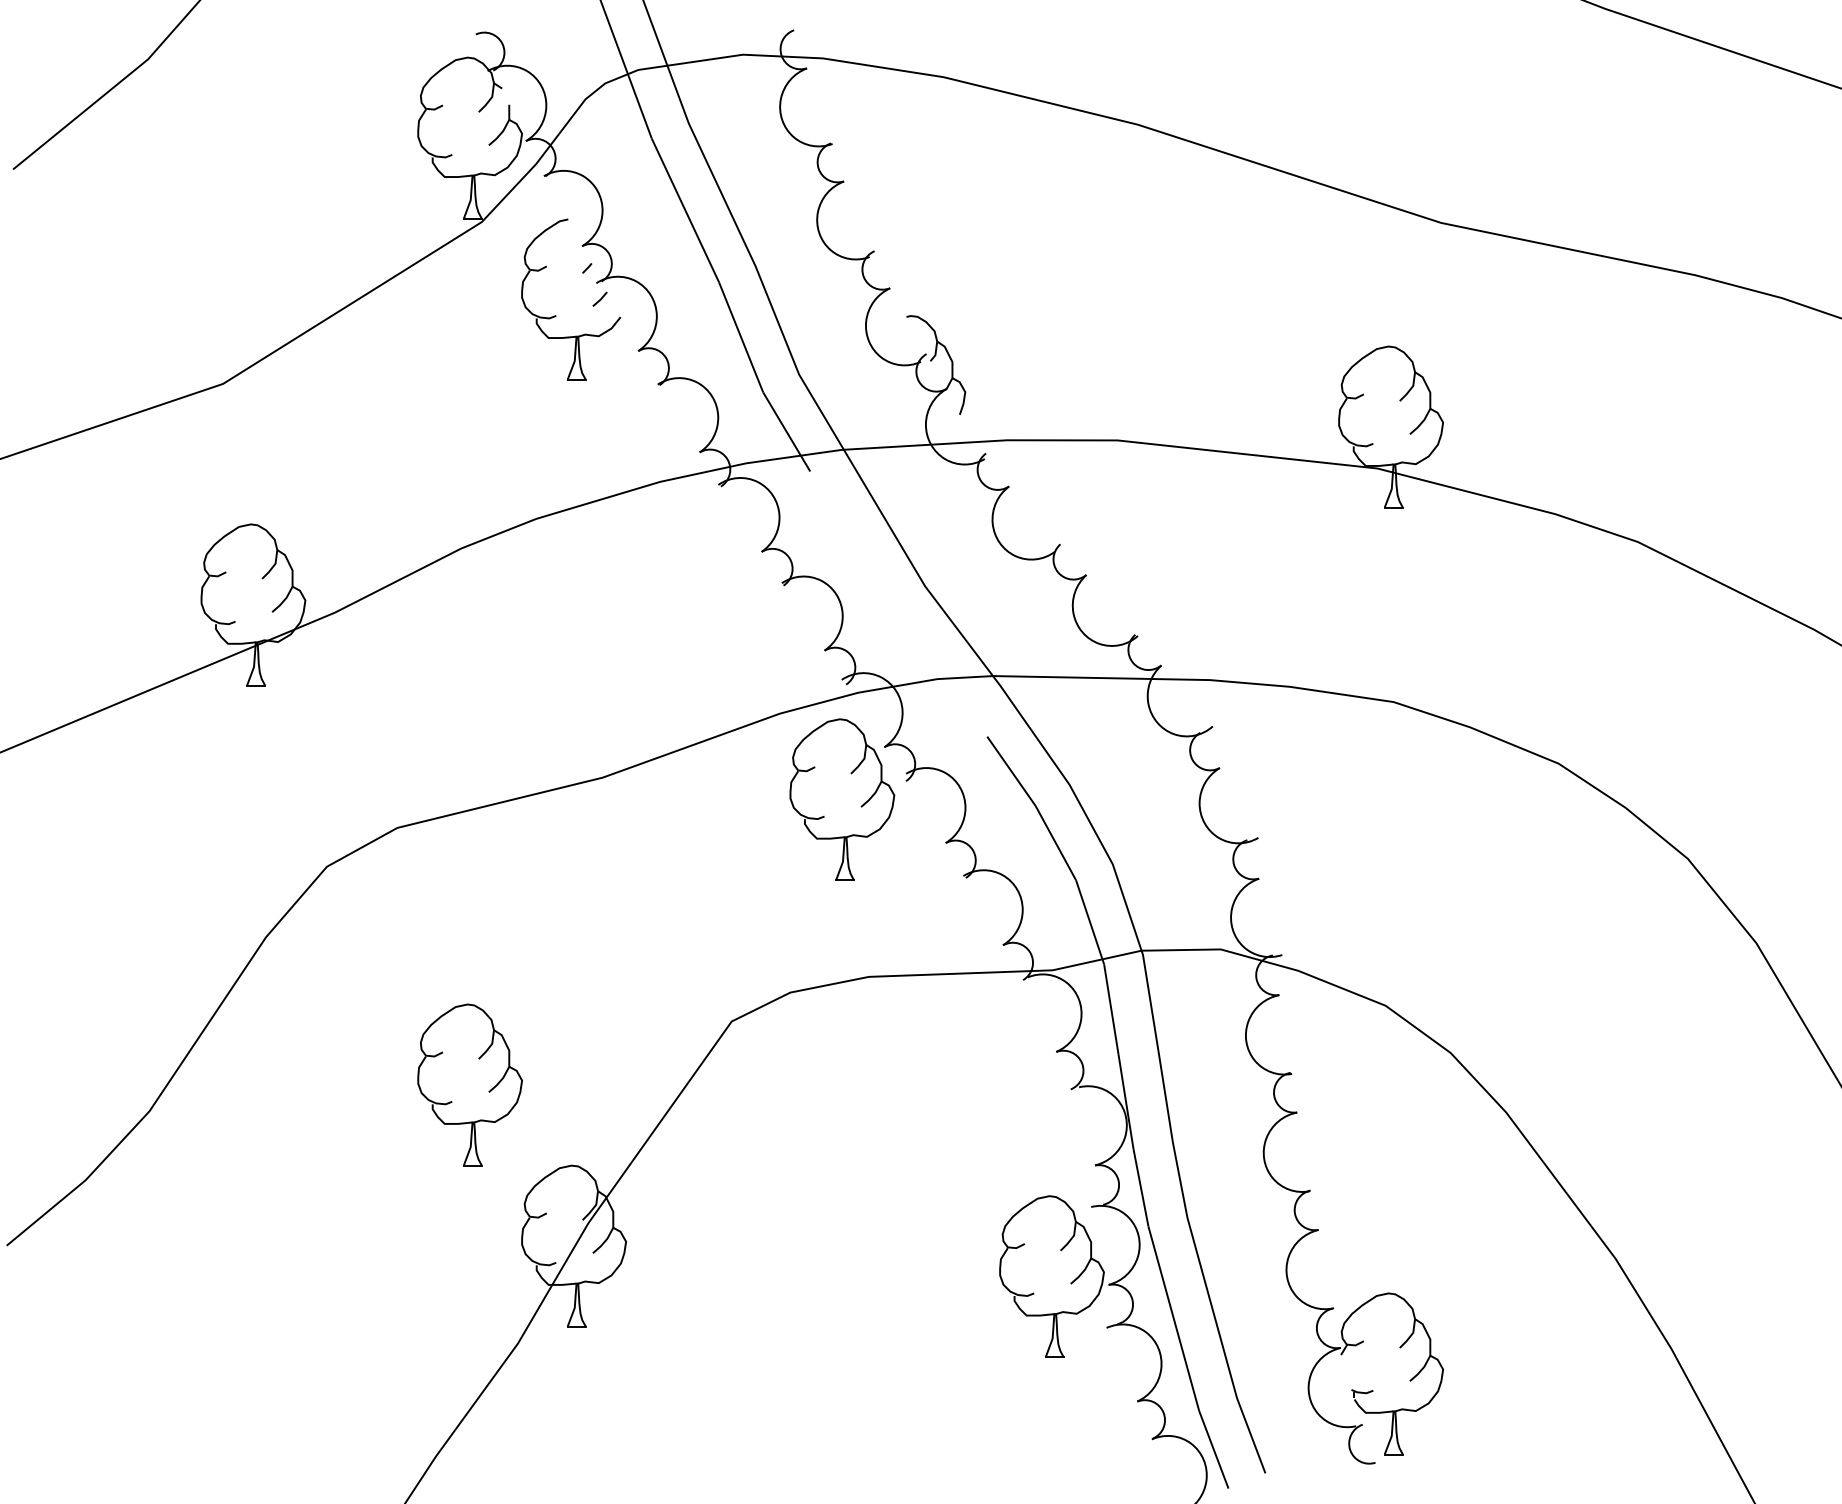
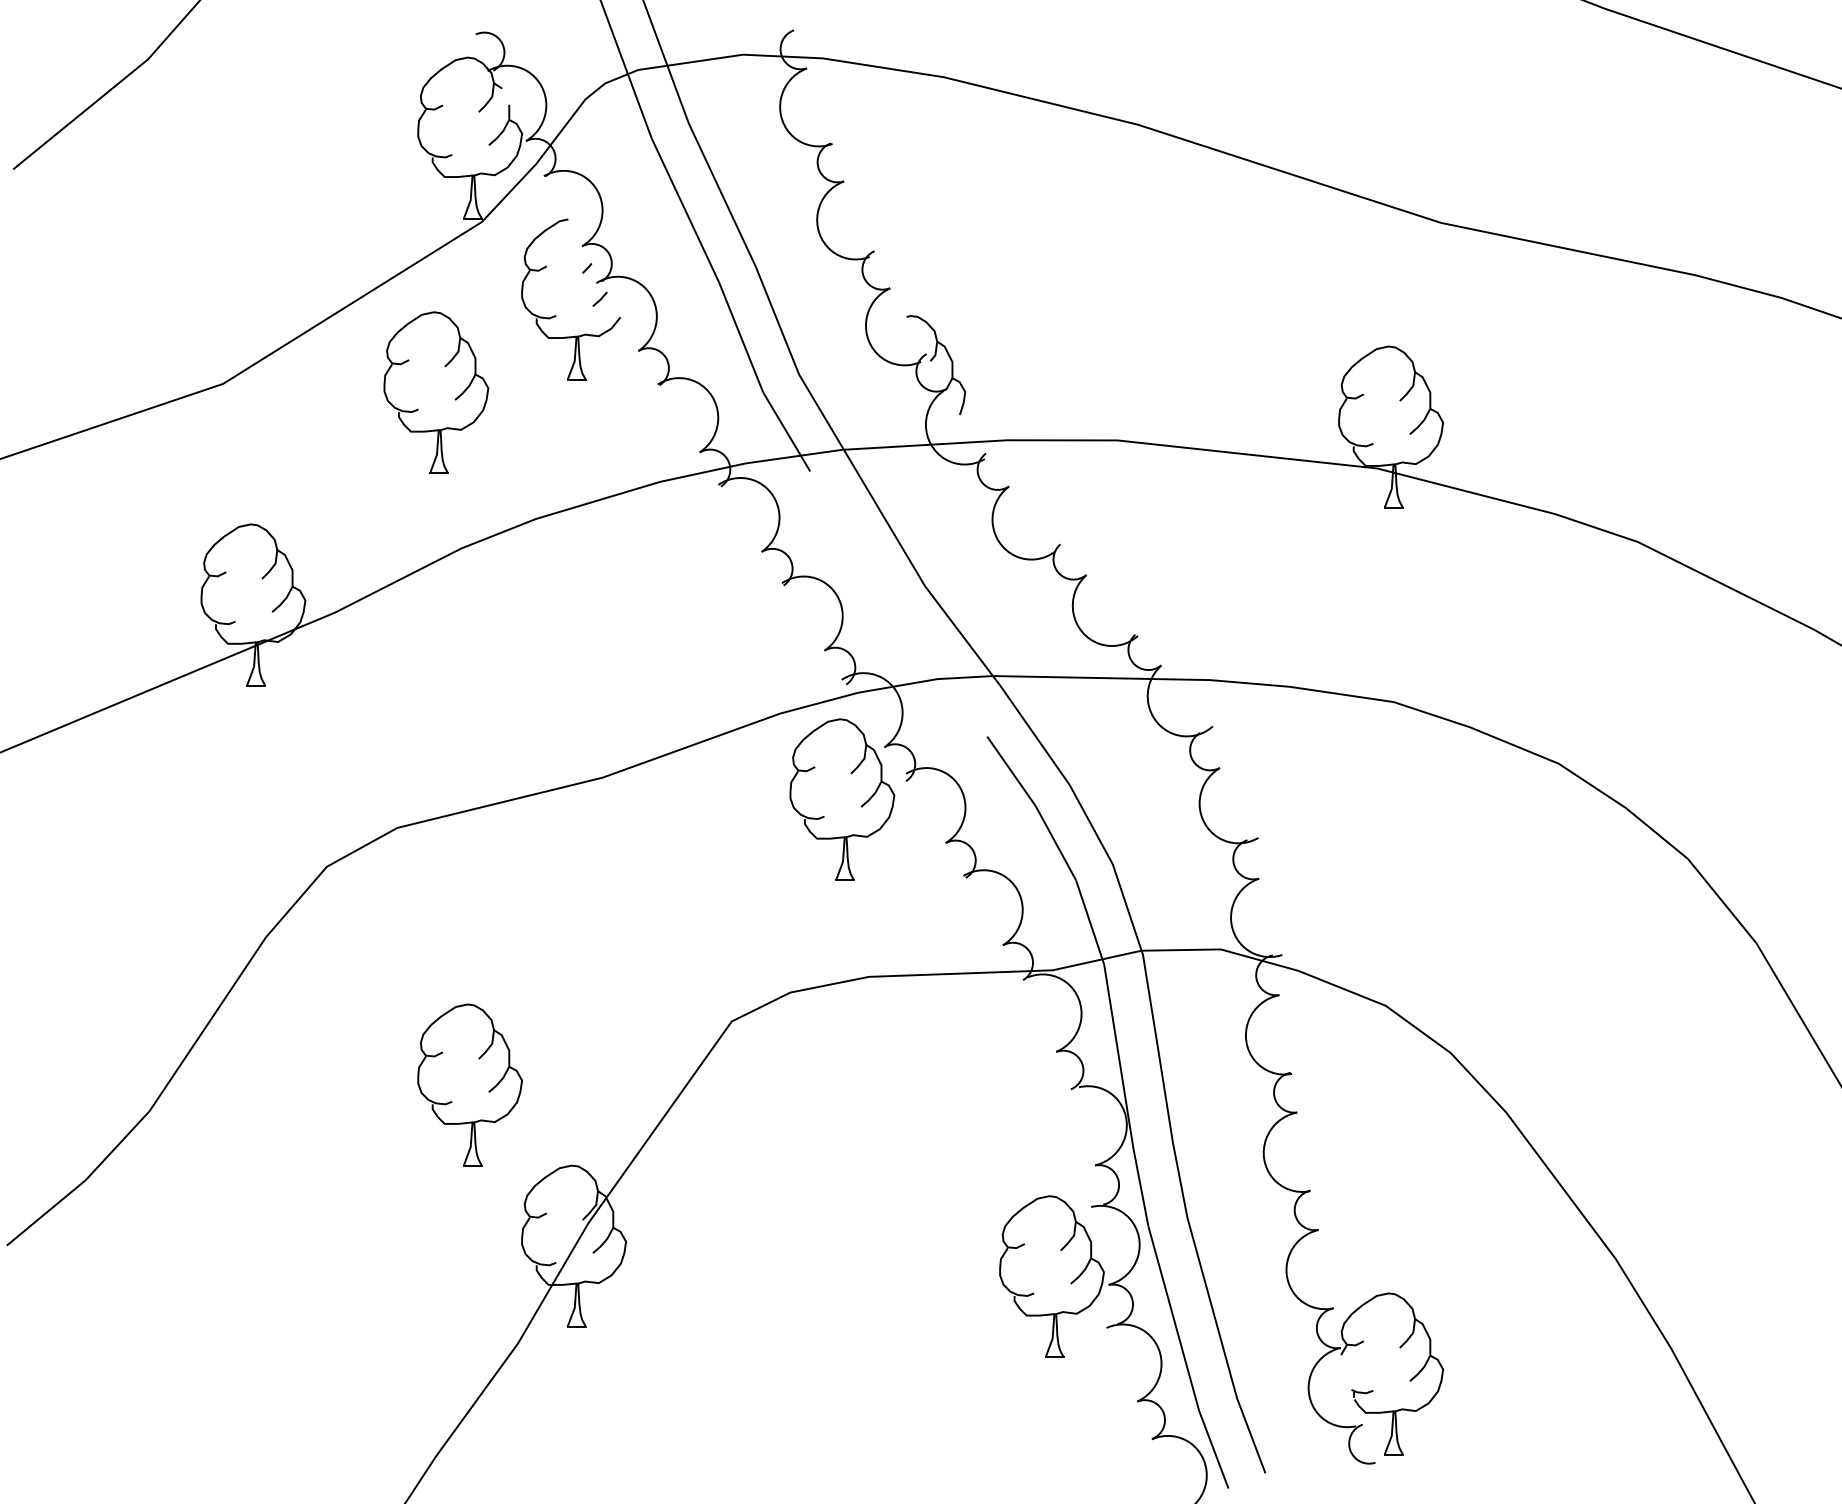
part: none -> present (436, 392)
